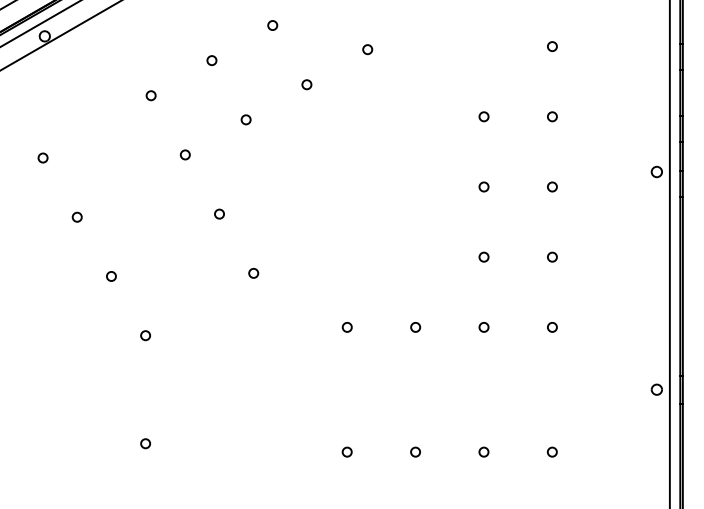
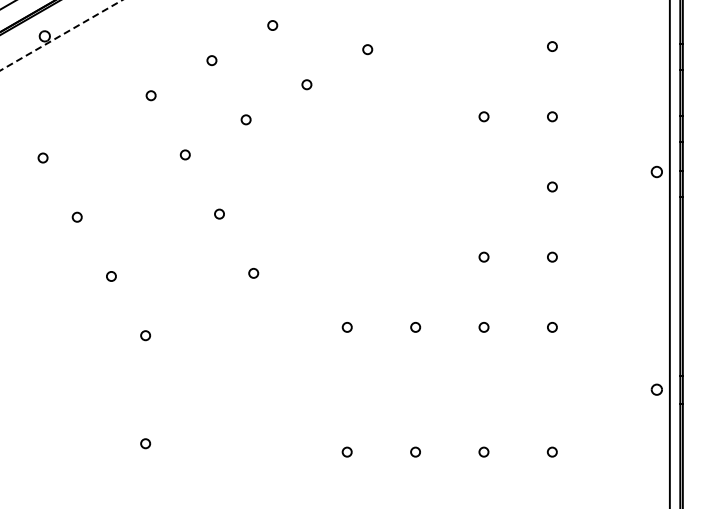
line: present -> none (40, 23)
line: solid -> dashed (60, 35)
circle: present -> none (483, 186)
